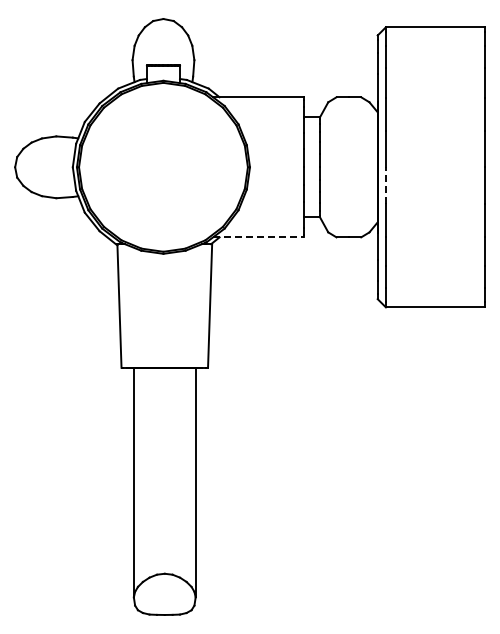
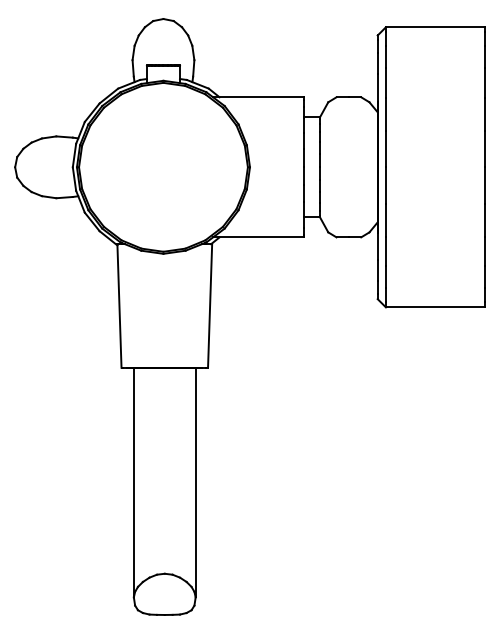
line: dashed -> solid (385, 184)
line: dashed -> solid (258, 237)
